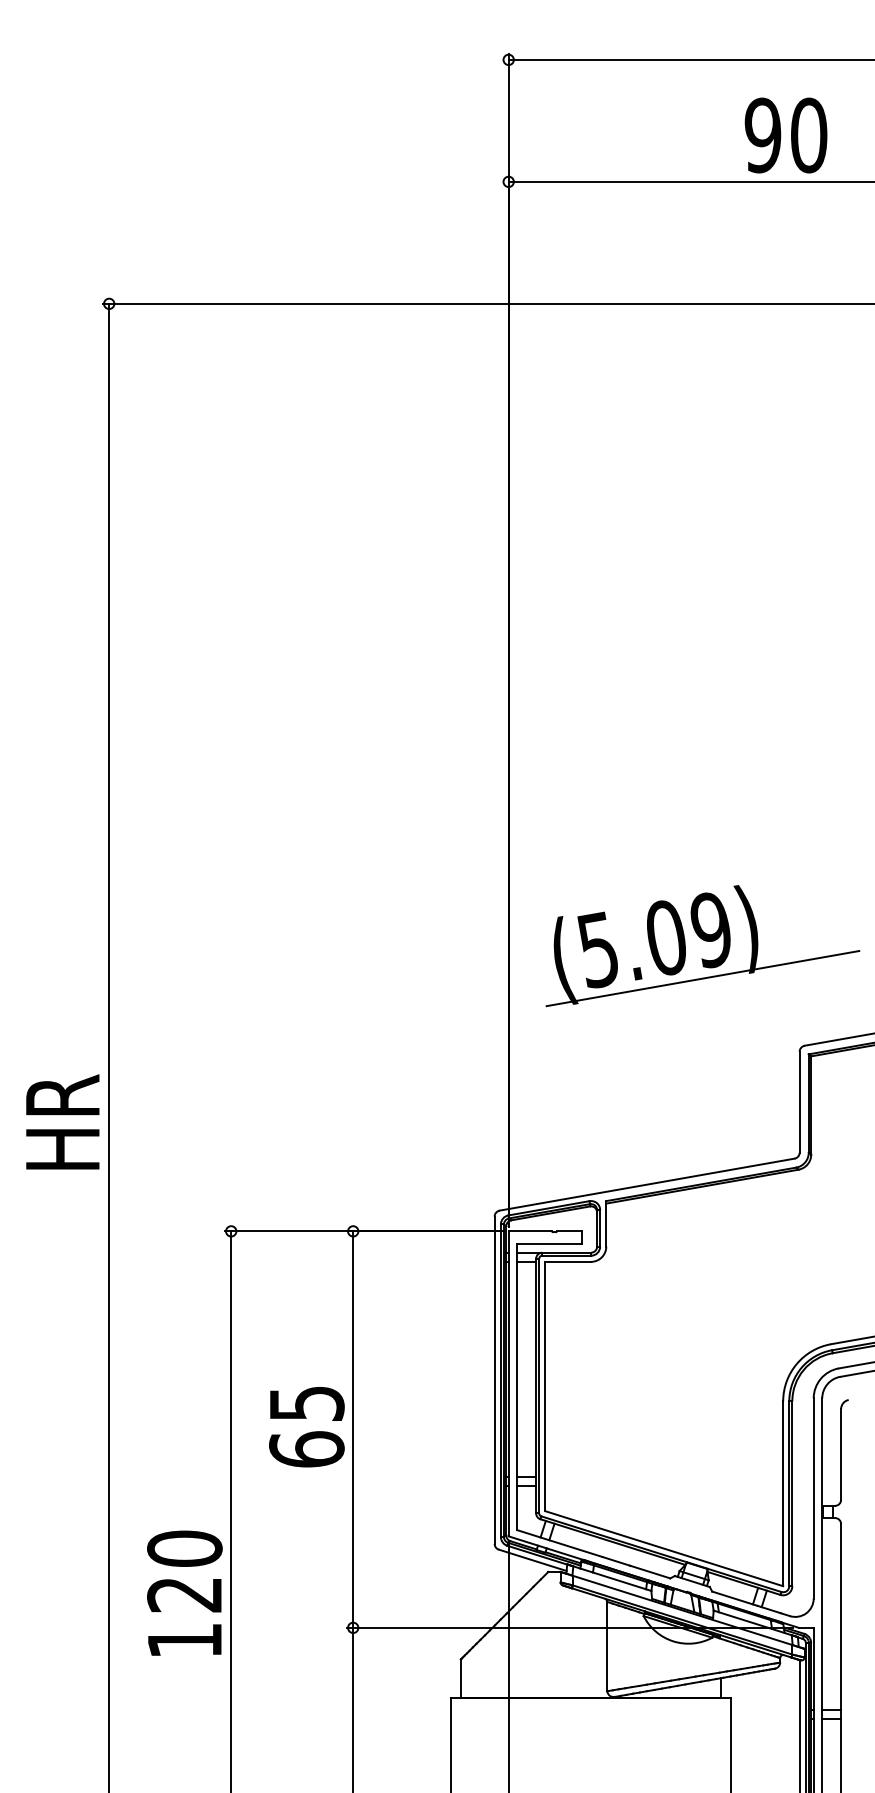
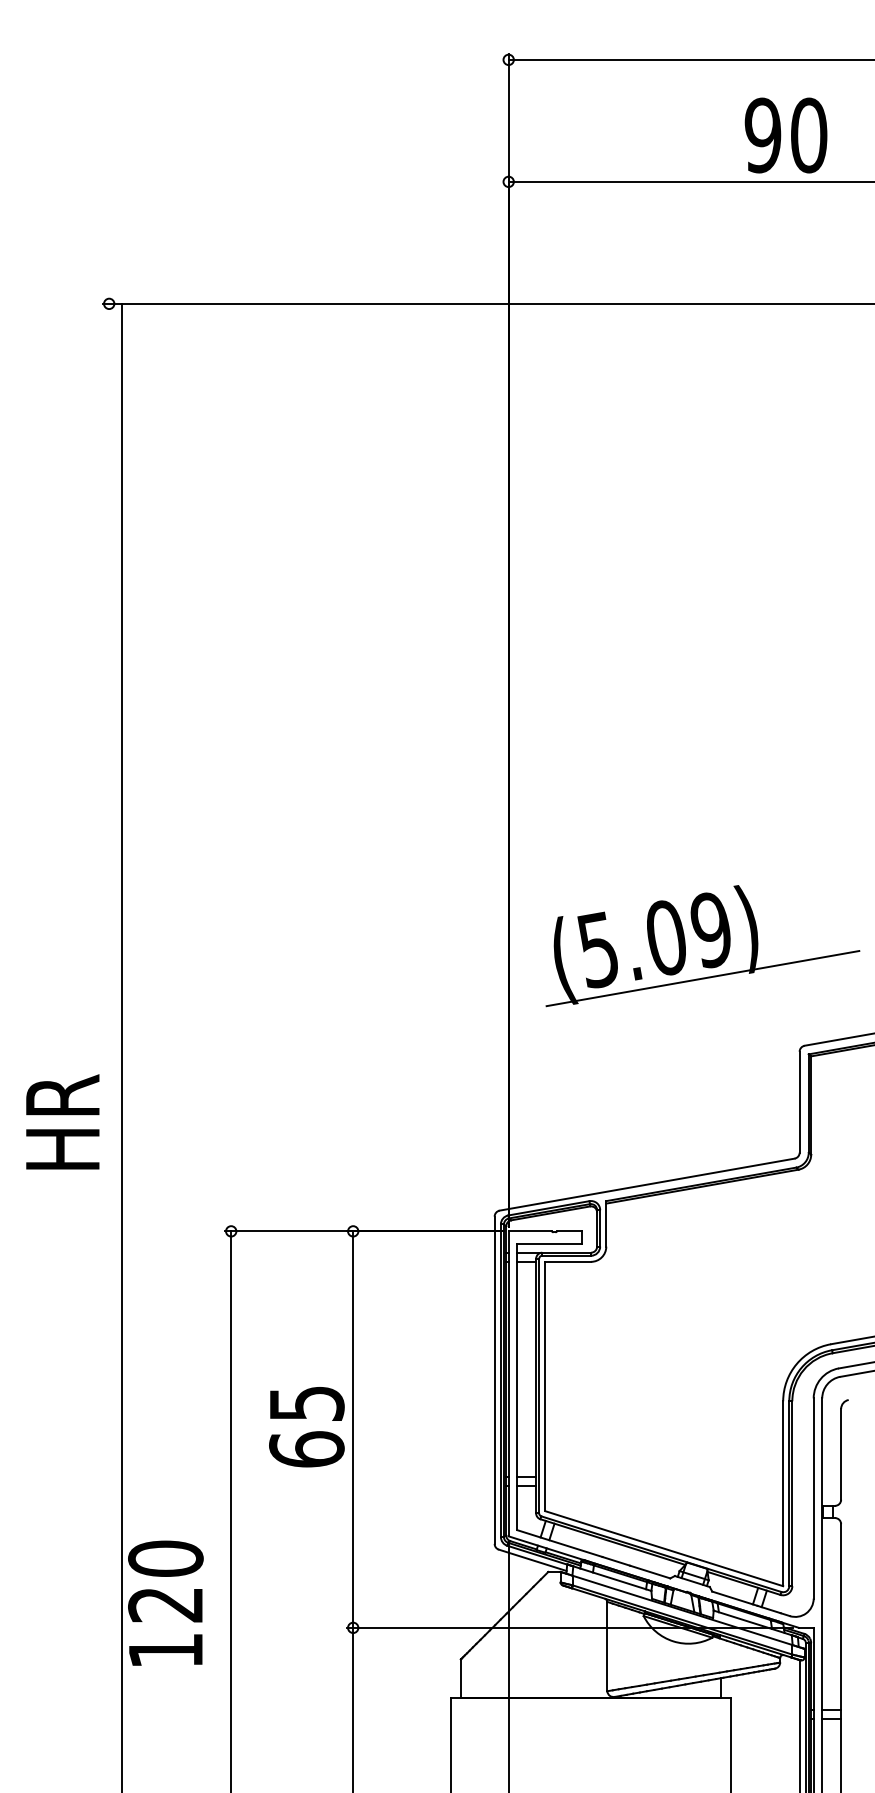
line position: (109, 1046) -> (122, 1046) (122, 1046)
text position: (184, 1592) -> (165, 1602) (165, 1602)
